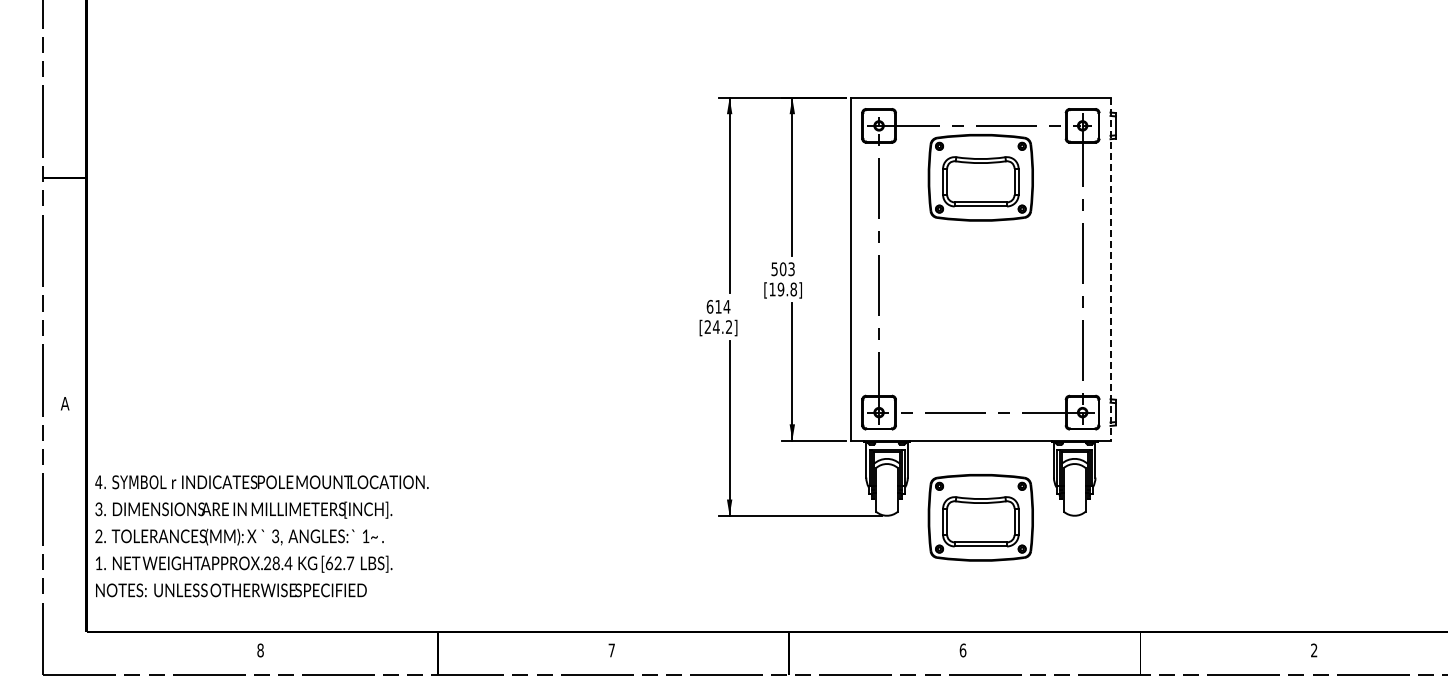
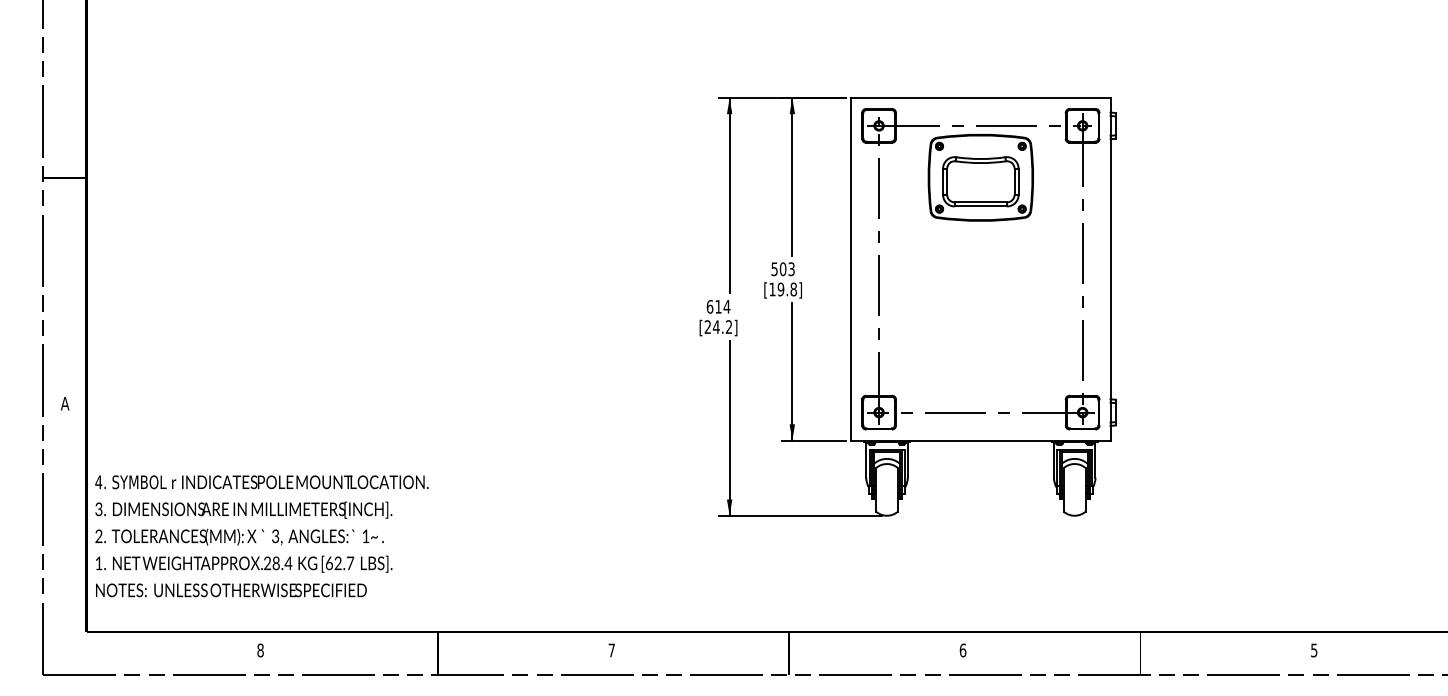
line: dashed -> solid (1110, 269)
part: present -> none (980, 517)
text: 2 -> 5 (1314, 650)
